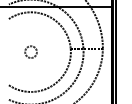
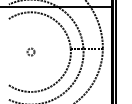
circle size: 14x14 px -> 10x10 px (30, 51)
